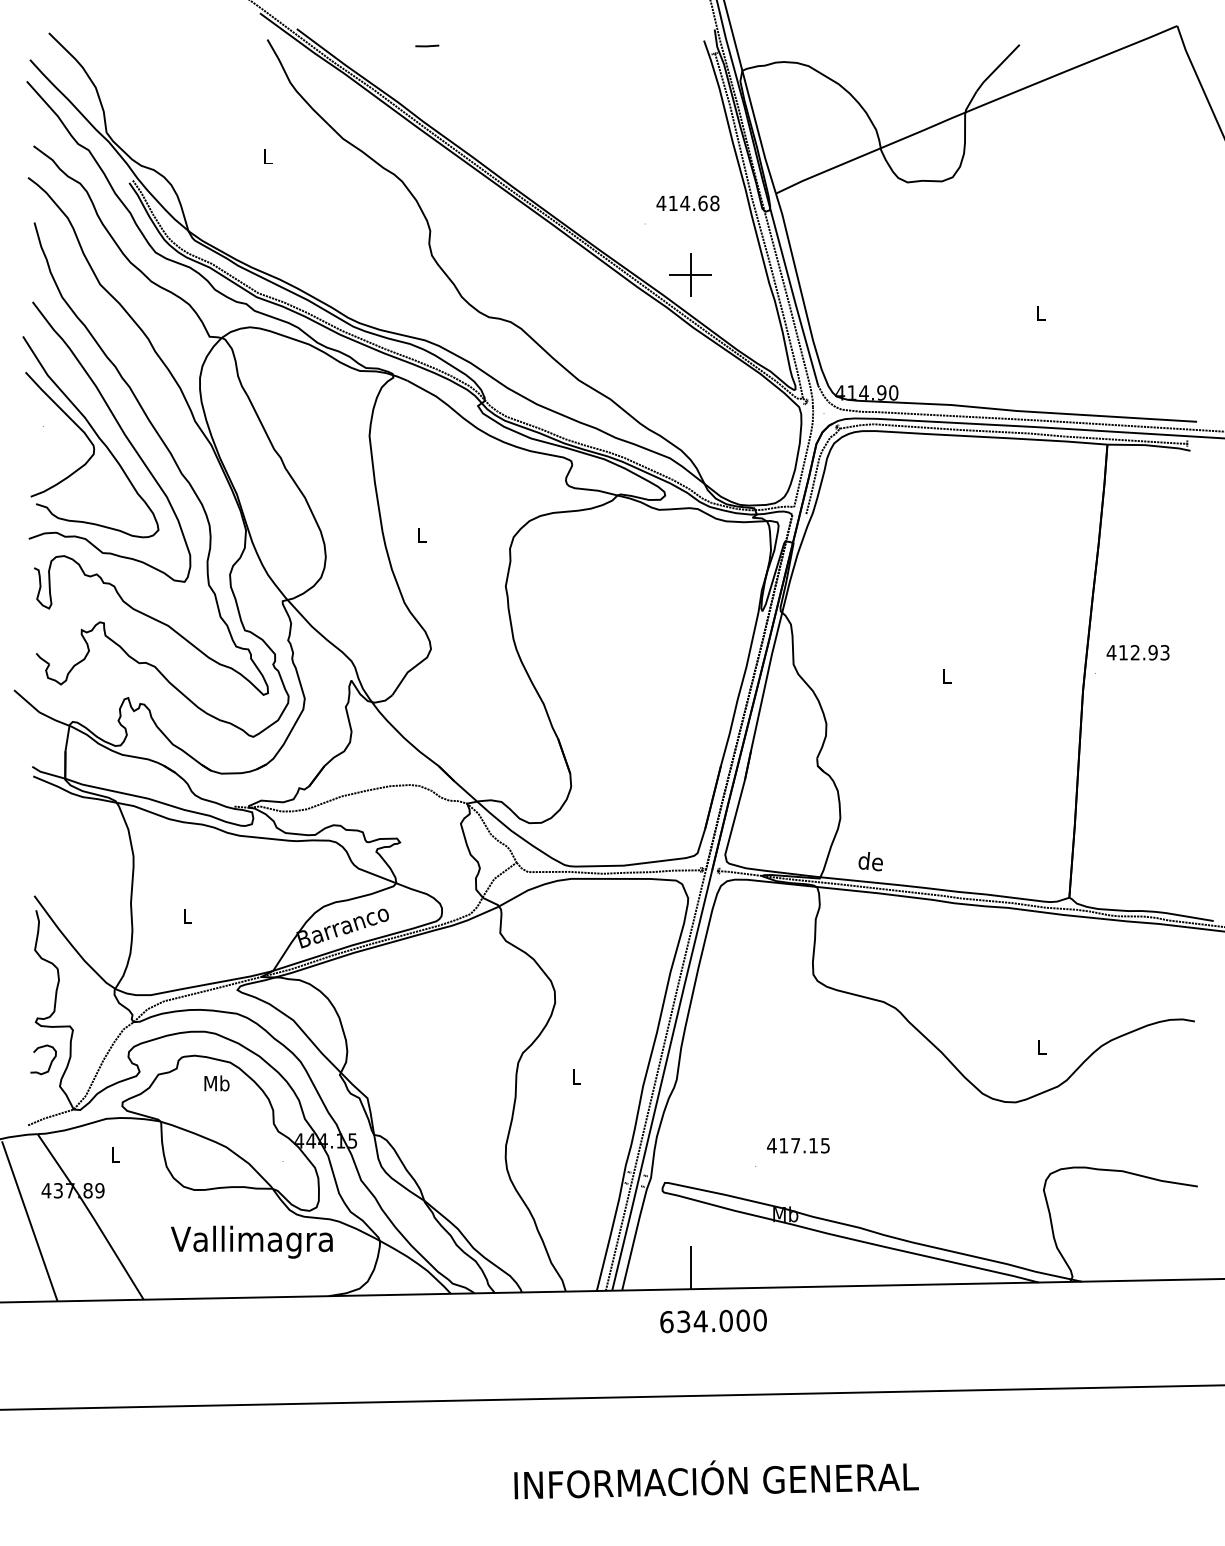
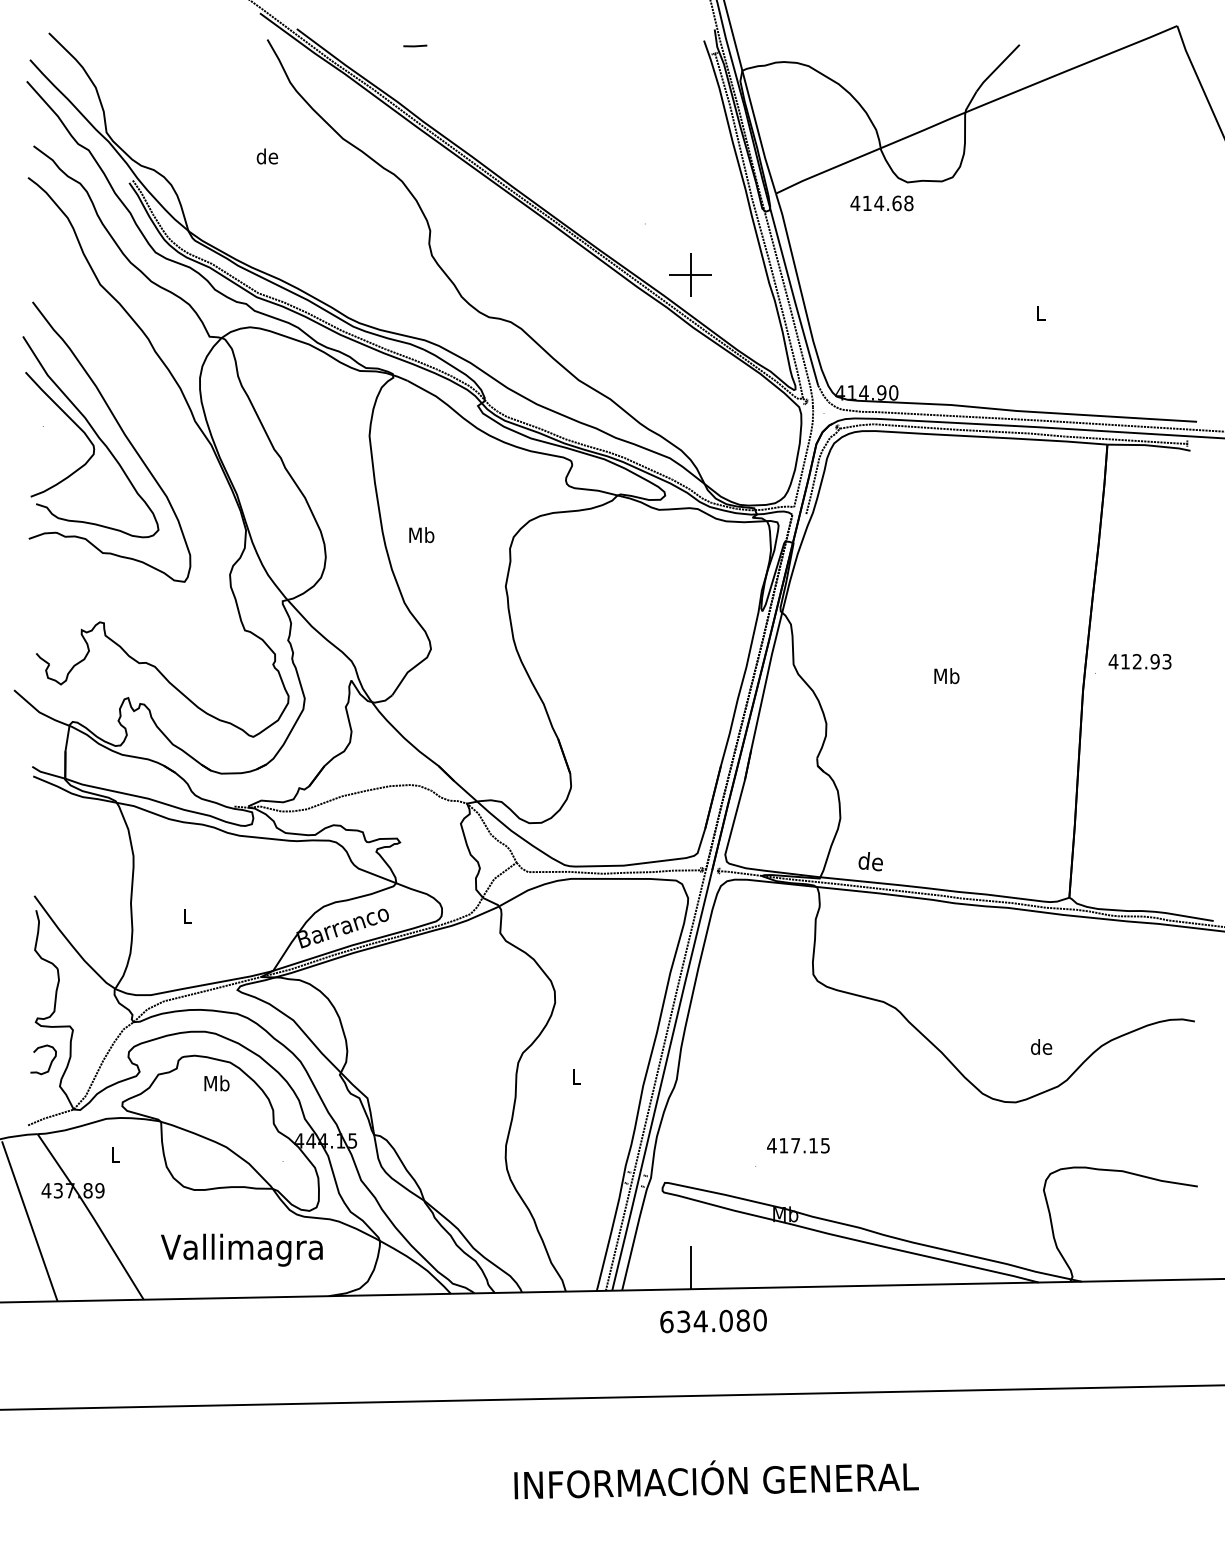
line position: (427, 45) -> (415, 45) (415, 45)
text: L -> de (267, 156)
text position: (687, 203) -> (881, 203) (881, 203)
curve: present -> none (165, 447)
text: L -> Mb (421, 535)
text position: (1137, 652) -> (1139, 661) (1139, 661)
text: L -> Mb (946, 676)
text: L -> de (1041, 1046)
text position: (251, 1241) -> (241, 1249) (241, 1249)
text: 634.000 -> 634.080 (742, 1320)
